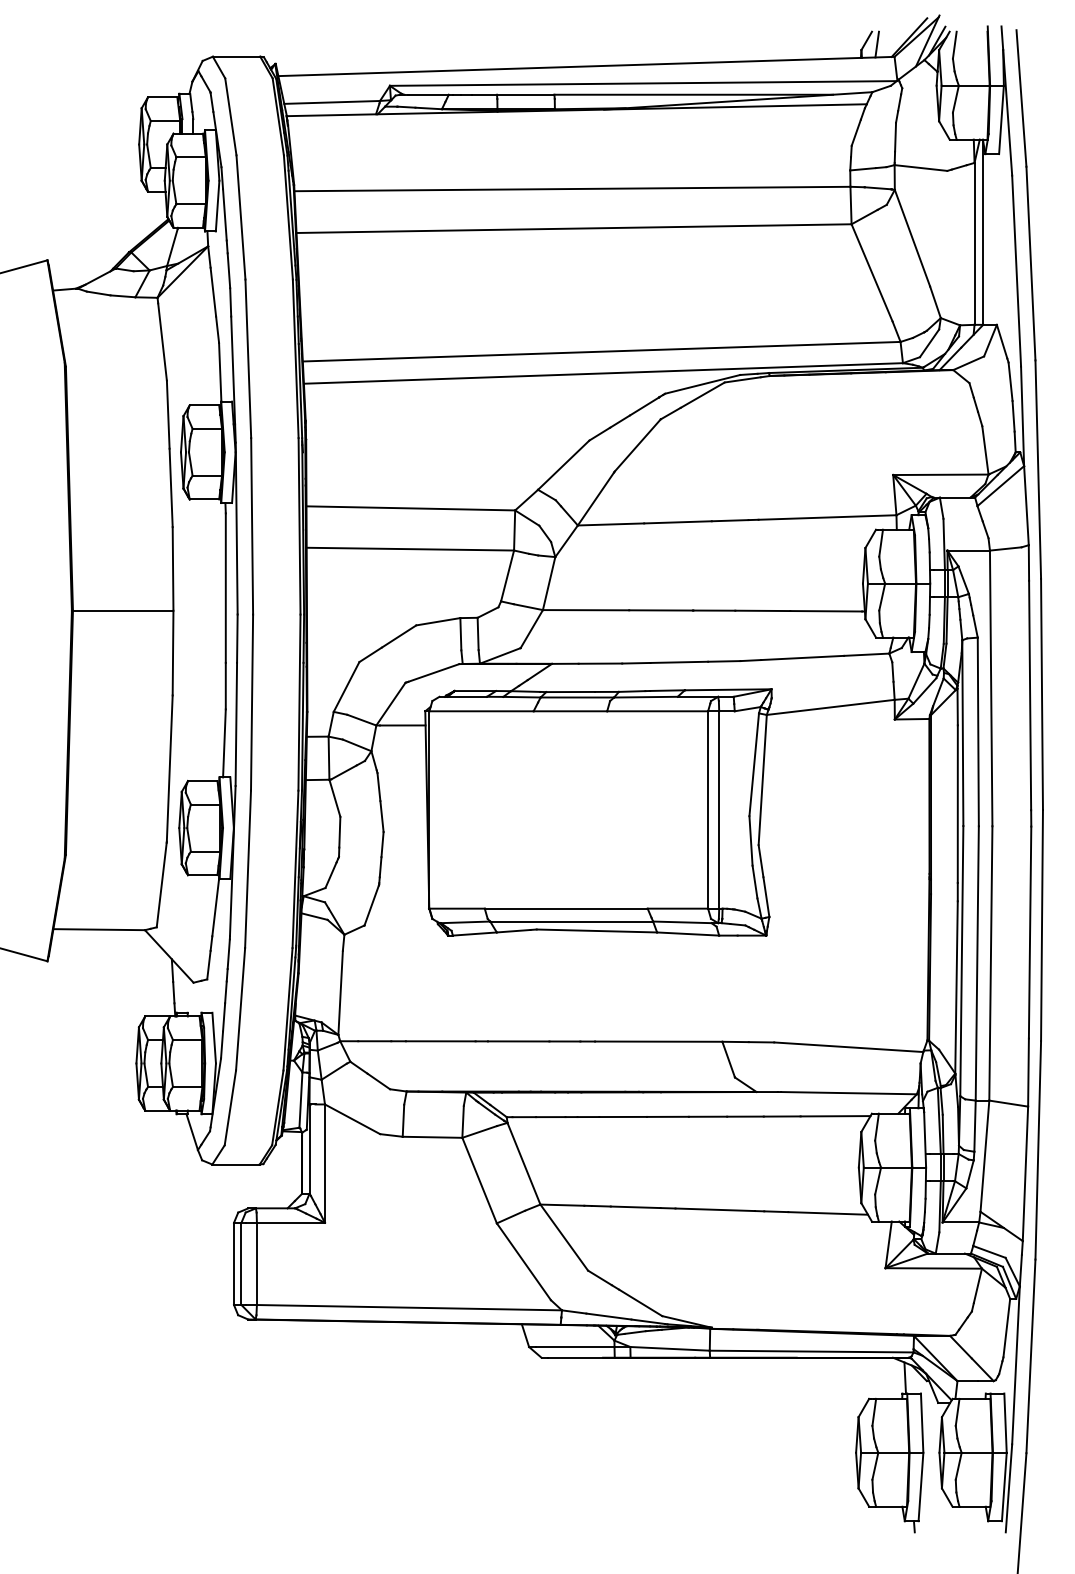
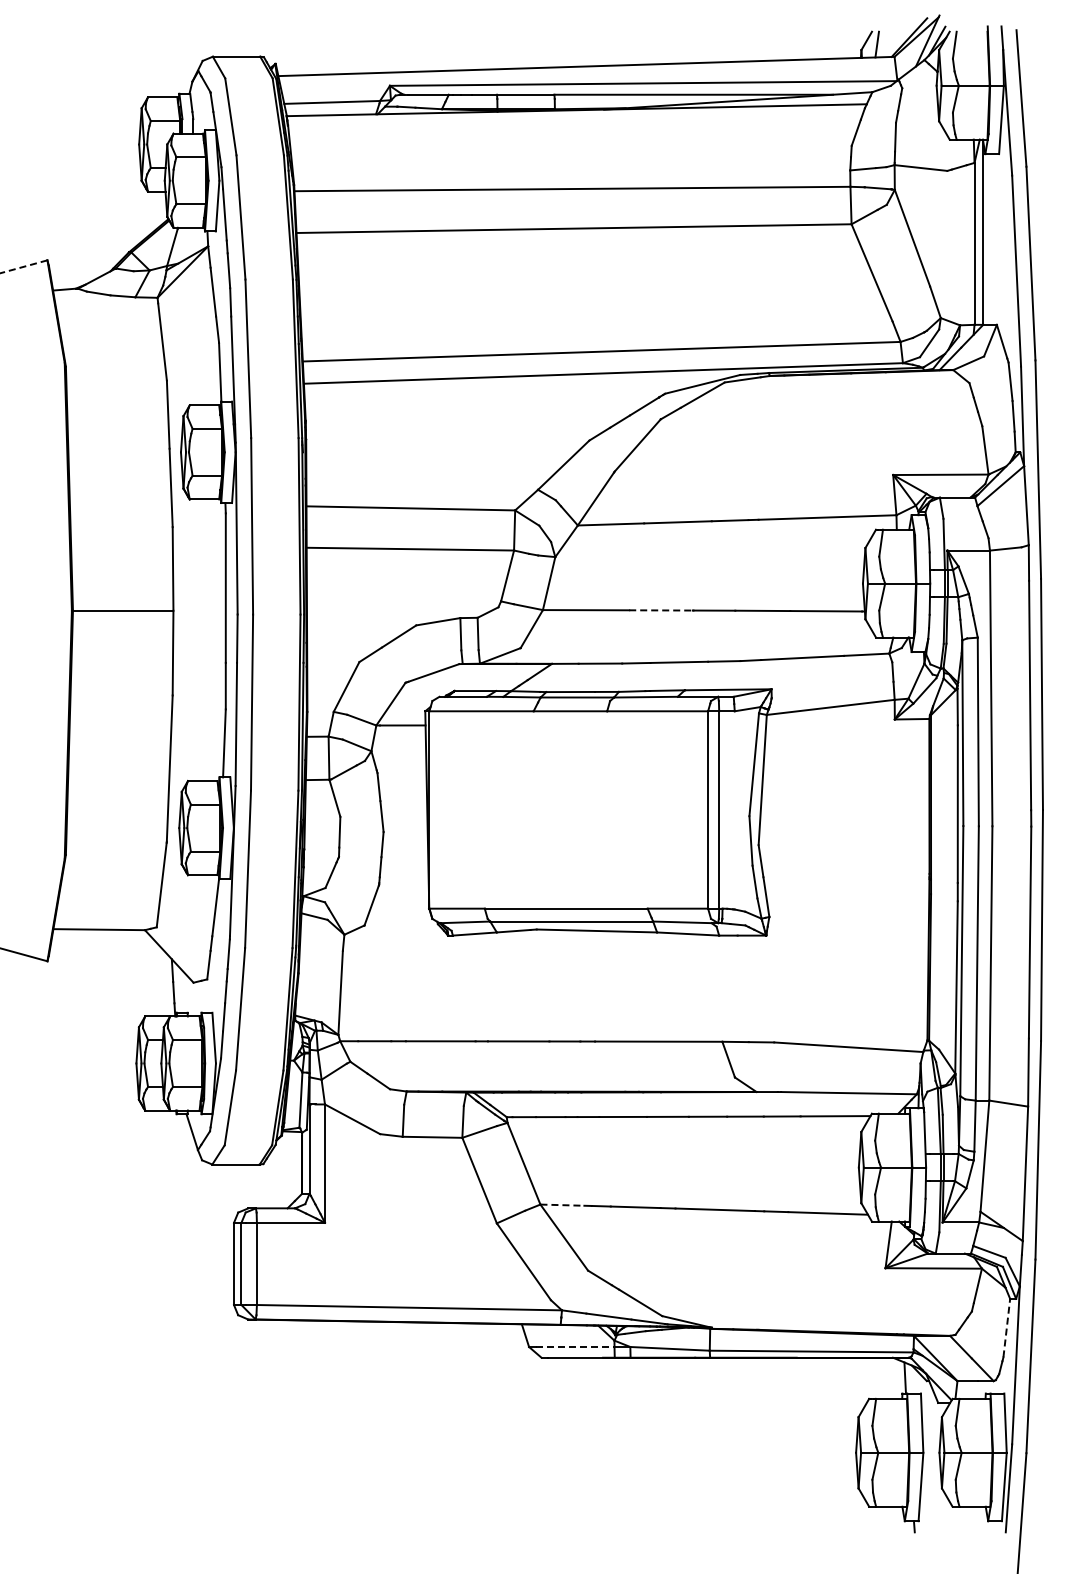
line: solid -> dashed (23, 266)
line: solid -> dashed (661, 610)
line: solid -> dashed (562, 1205)
line: solid -> dashed (1006, 1327)
line: solid -> dashed (575, 1346)
